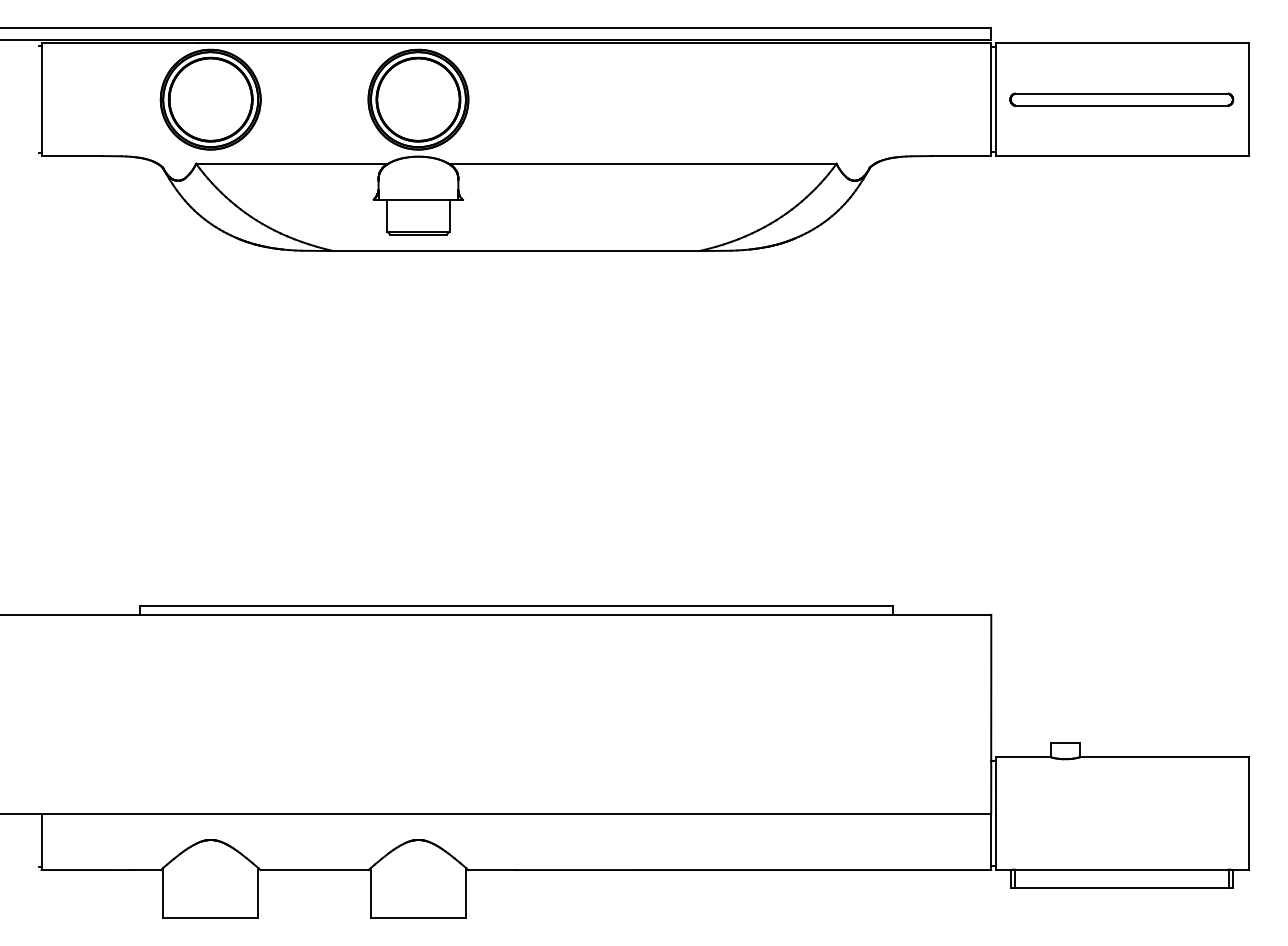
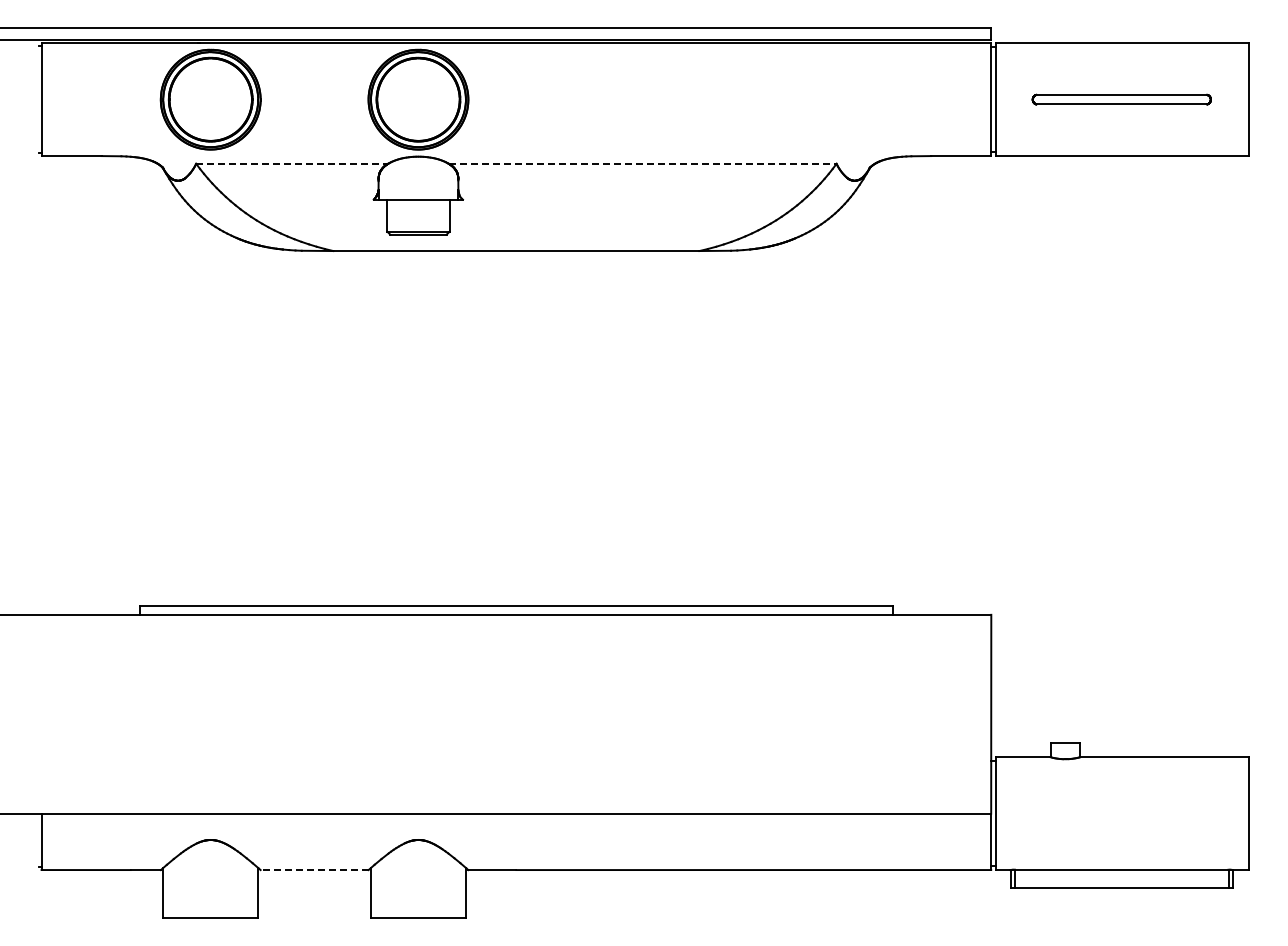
part size: 226x15 px -> 181x13 px (1121, 99)
line: solid -> dashed (292, 163)
line: solid -> dashed (642, 163)
line: solid -> dashed (314, 870)
